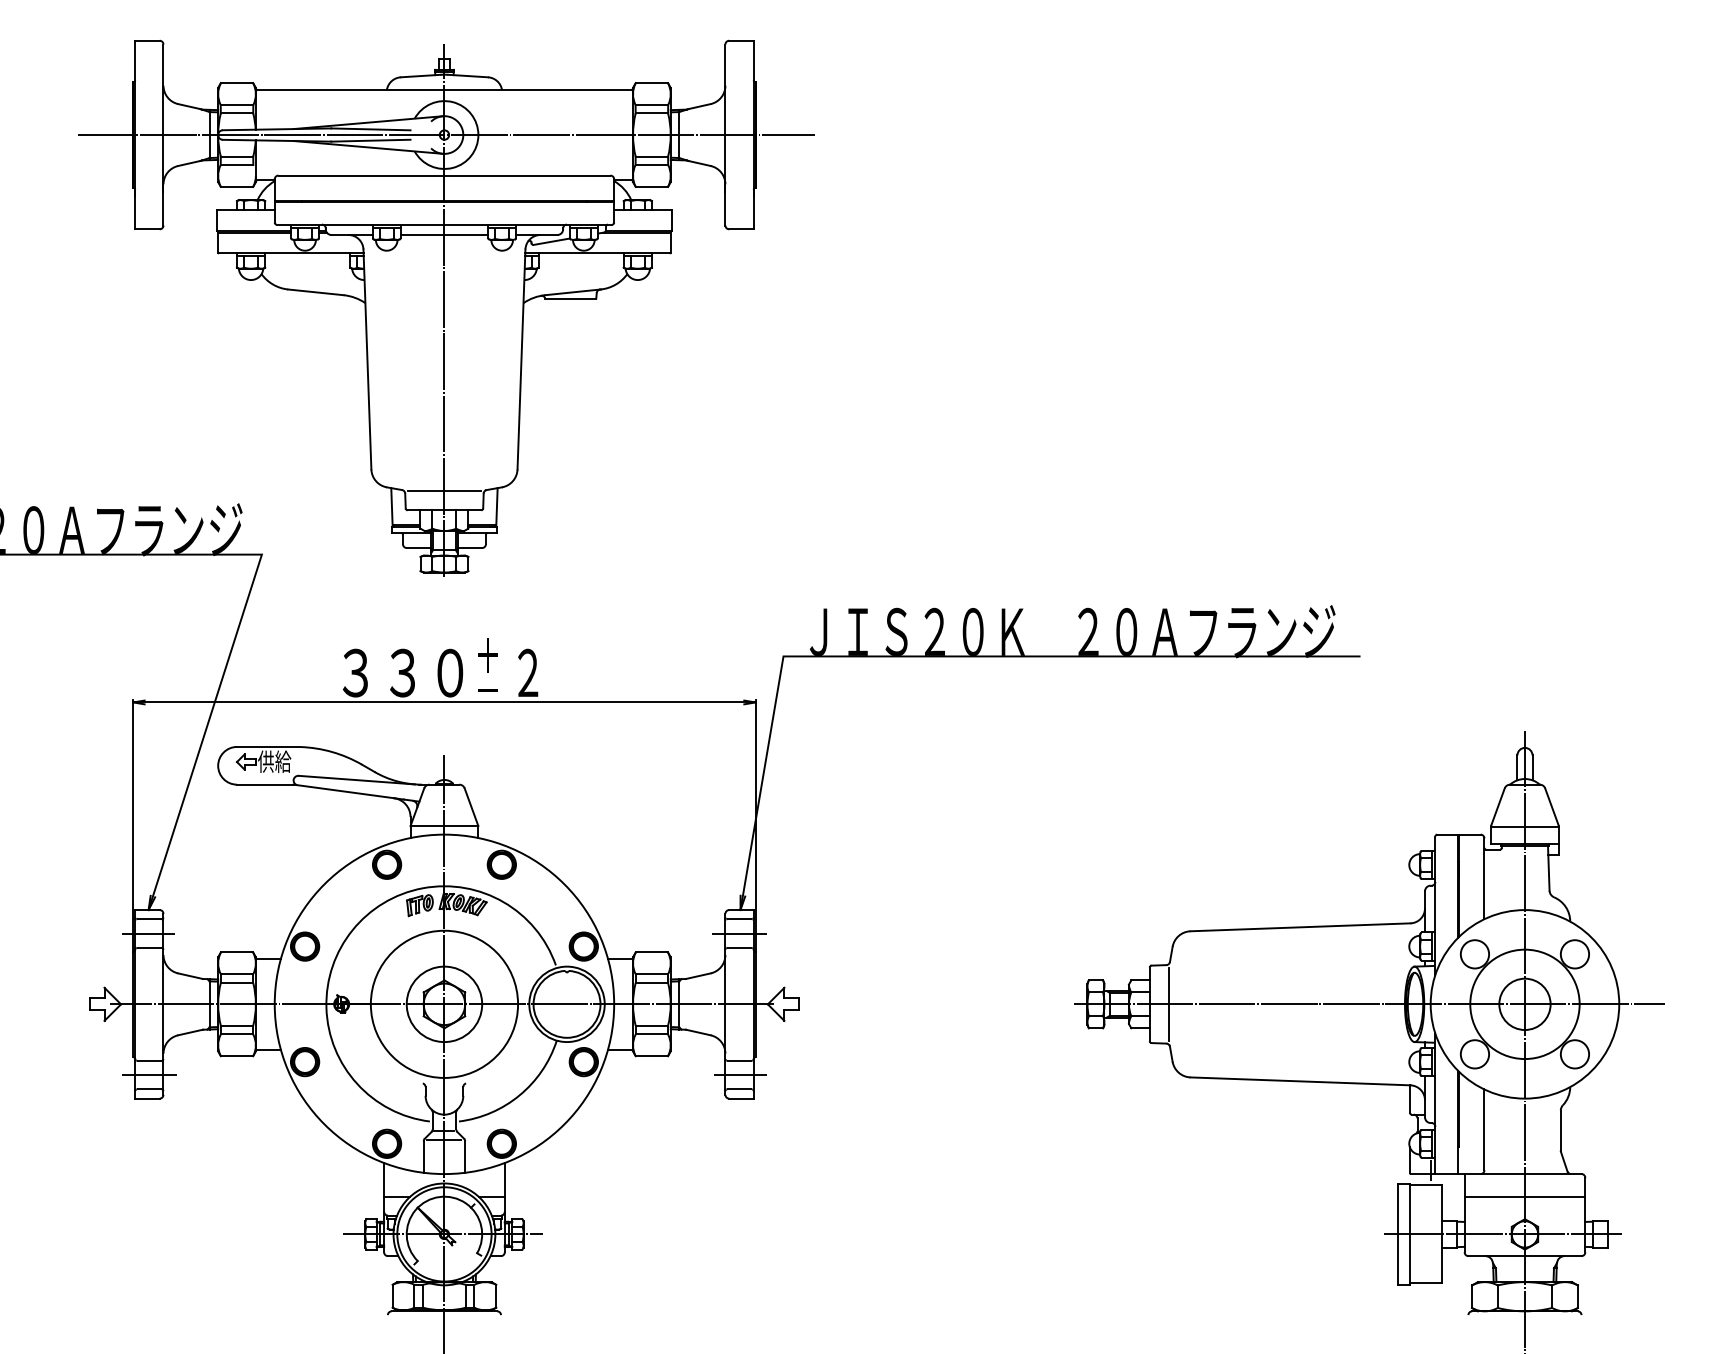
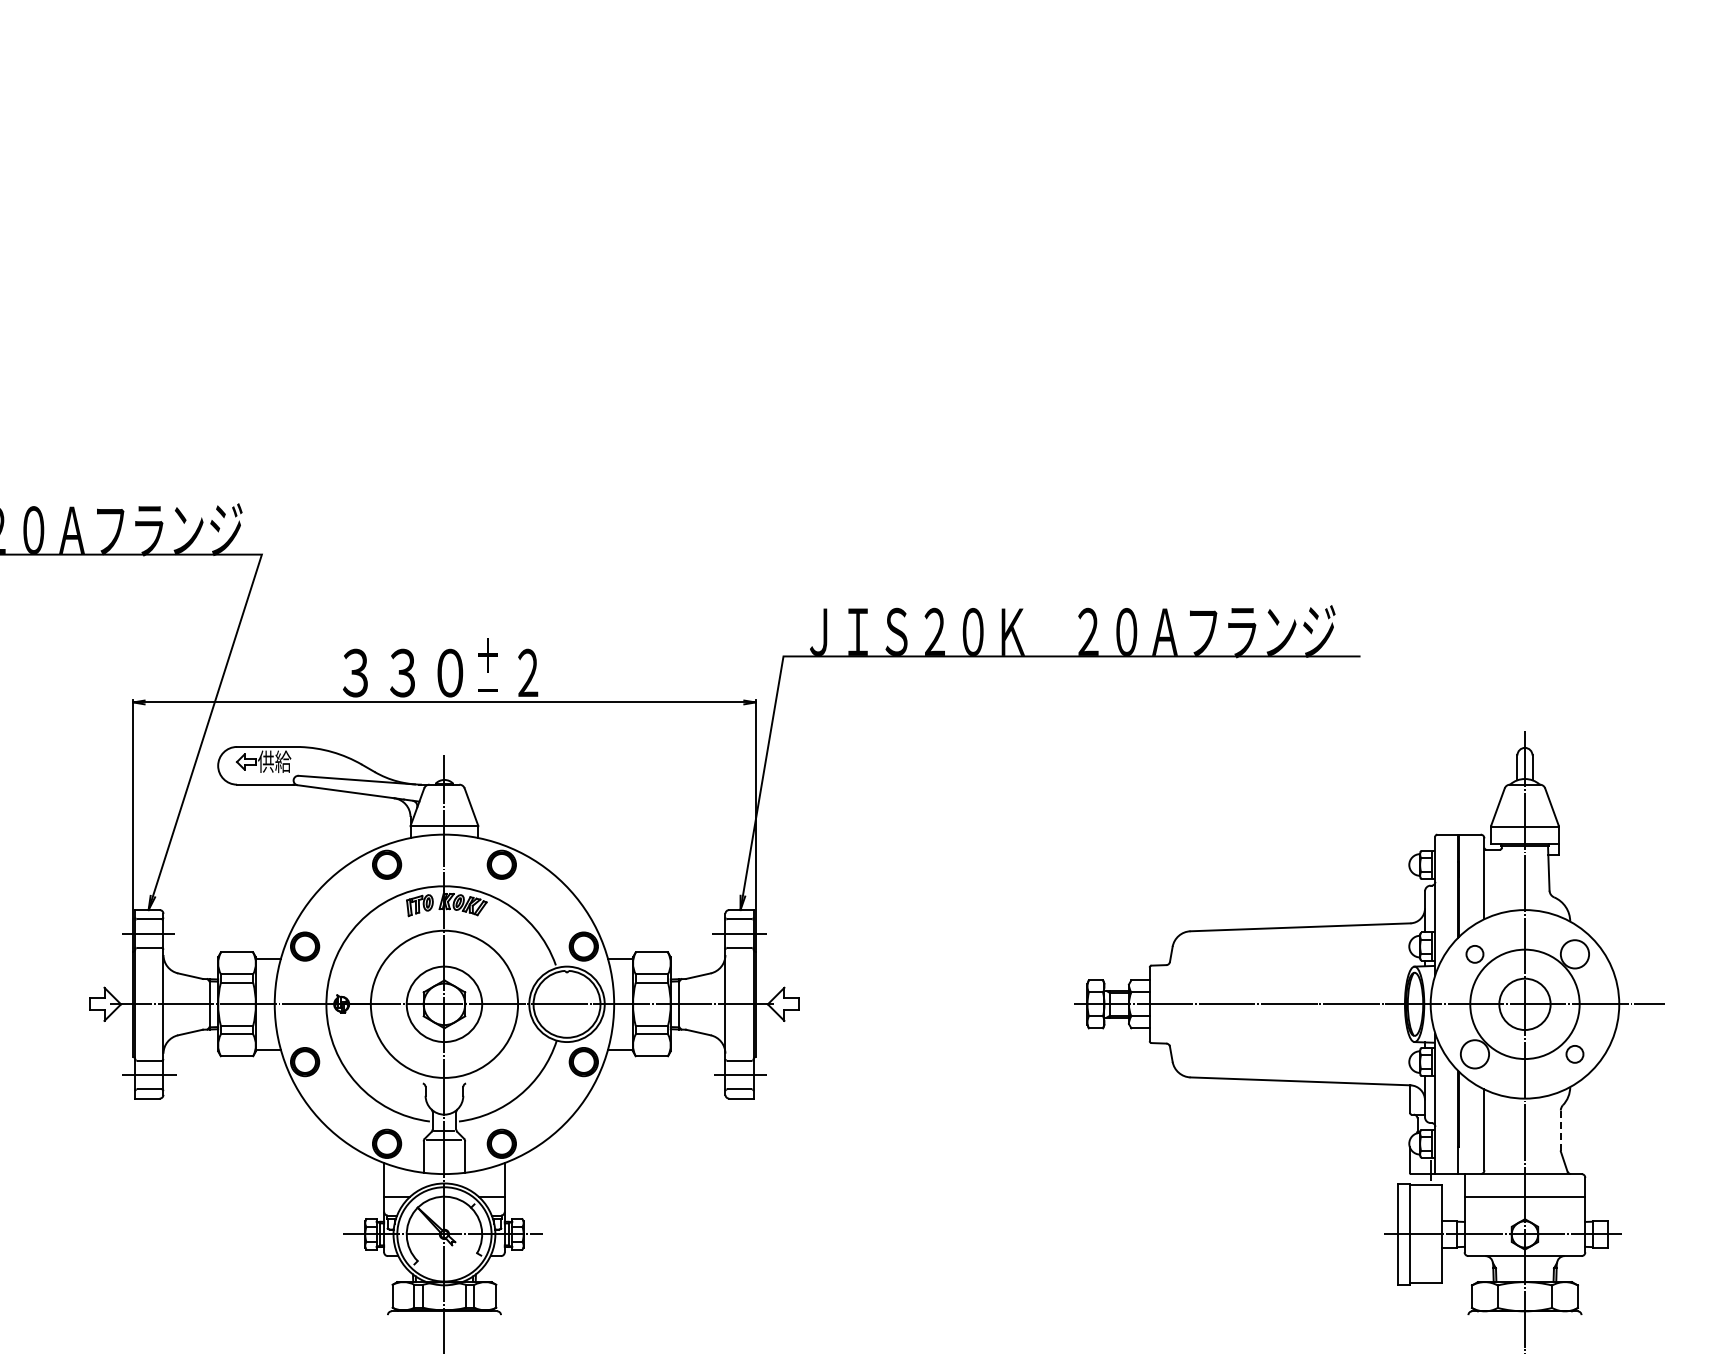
part: present -> none (446, 307)
circle diameter: 28 px -> 17 px (1474, 953)
line: present -> none (1169, 1004)
circle diameter: 28 px -> 17 px (1574, 1053)
line: solid -> dashed (1560, 1130)
